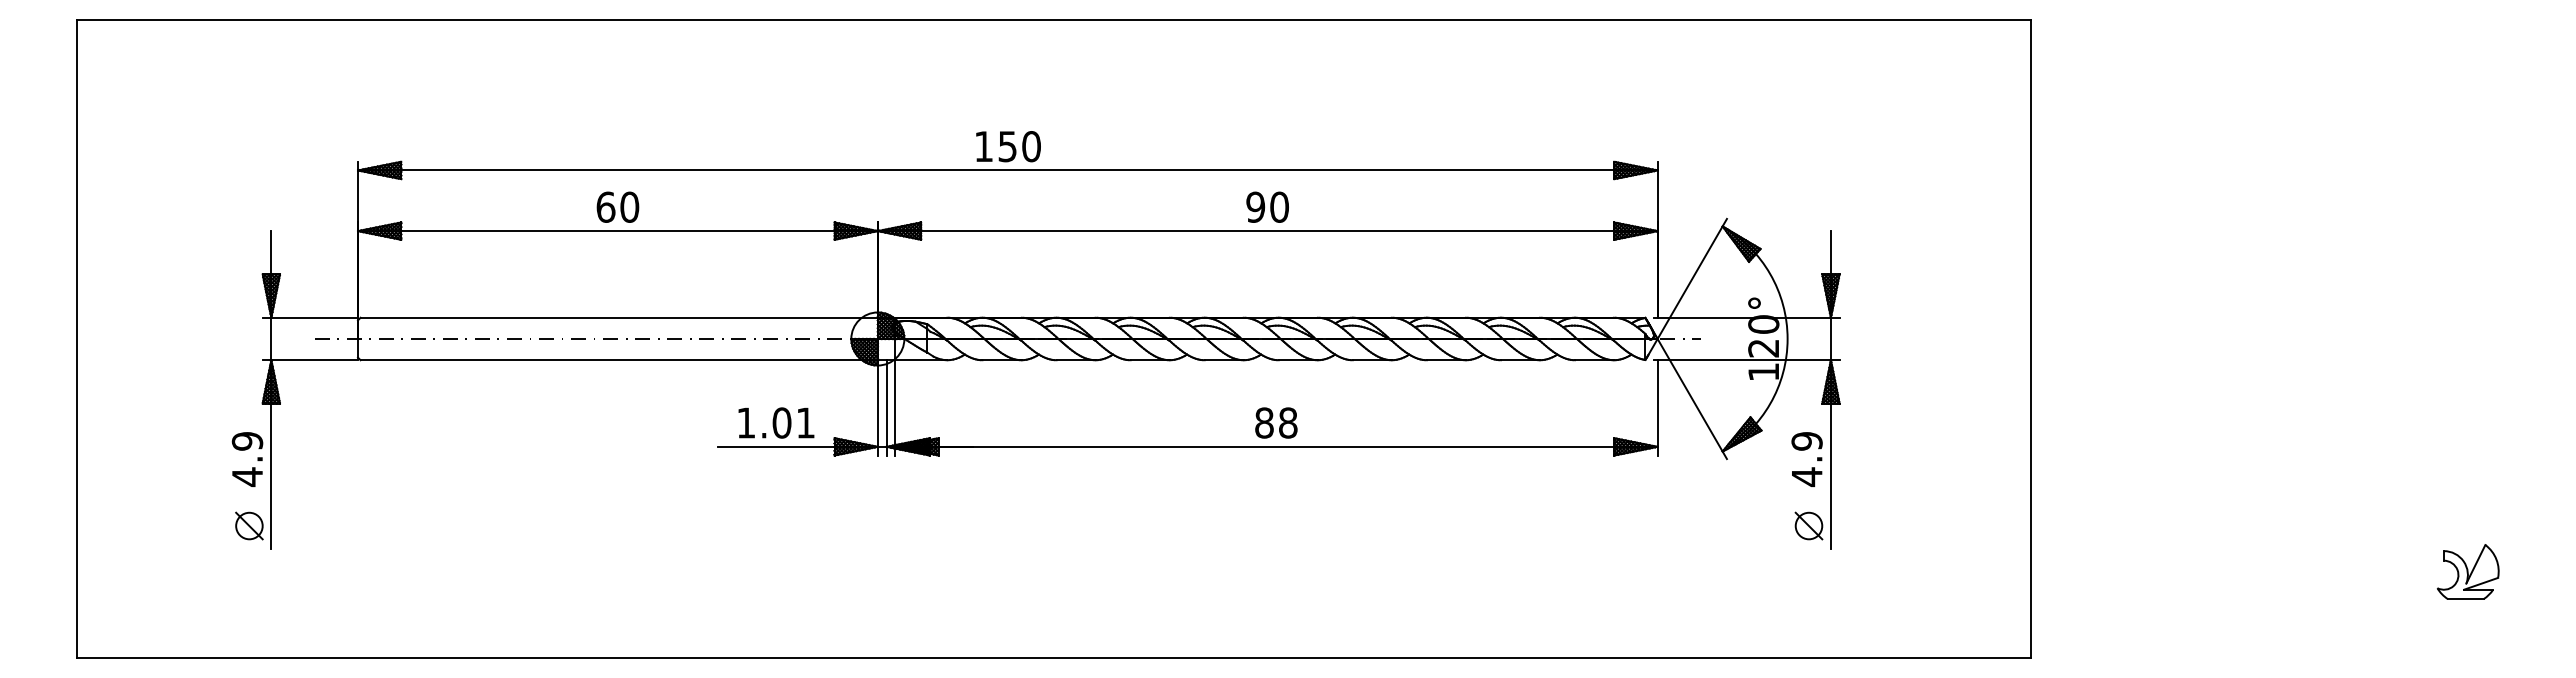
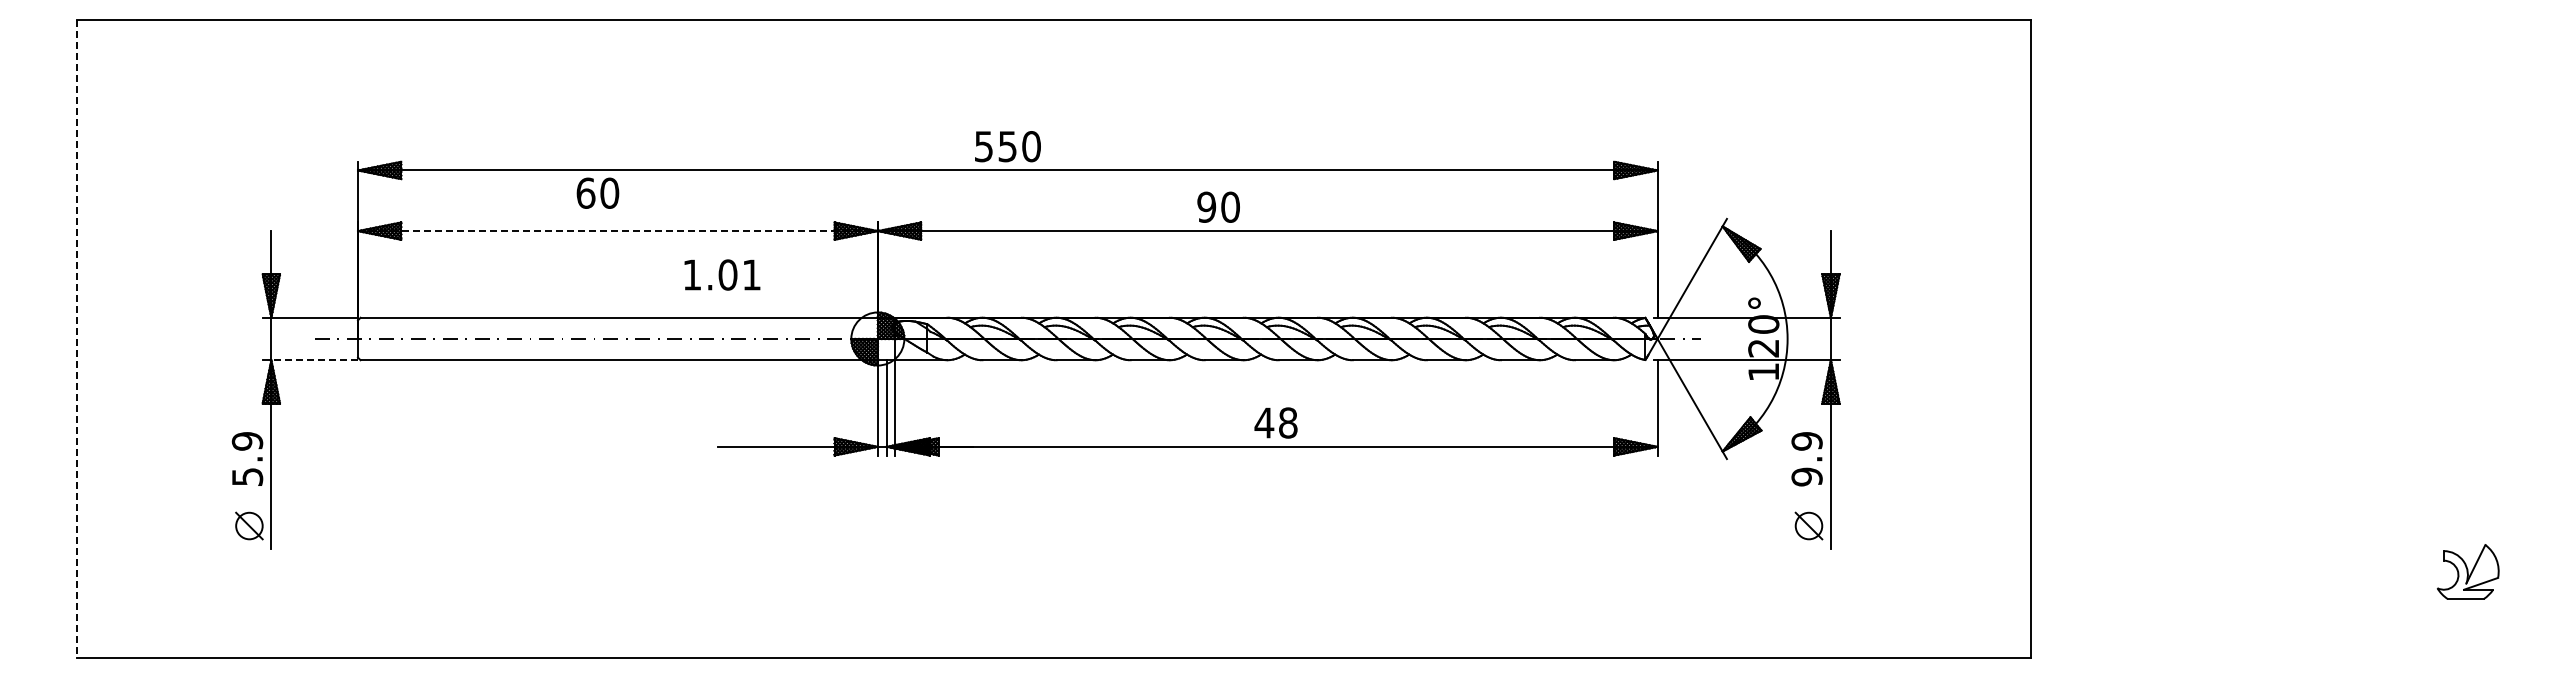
text: 150 -> 550 (983, 146)
text position: (617, 206) -> (597, 192) (597, 192)
text position: (1267, 206) -> (1218, 206) (1218, 206)
line: solid -> dashed (617, 231)
line: solid -> dashed (77, 339)
line: solid -> dashed (314, 360)
text position: (776, 422) -> (722, 274) (722, 274)
text: 88 -> 48 (1264, 422)
text: 4.9 -> 5.9 (247, 477)
text: 4.9 -> 9.9 (1806, 477)
